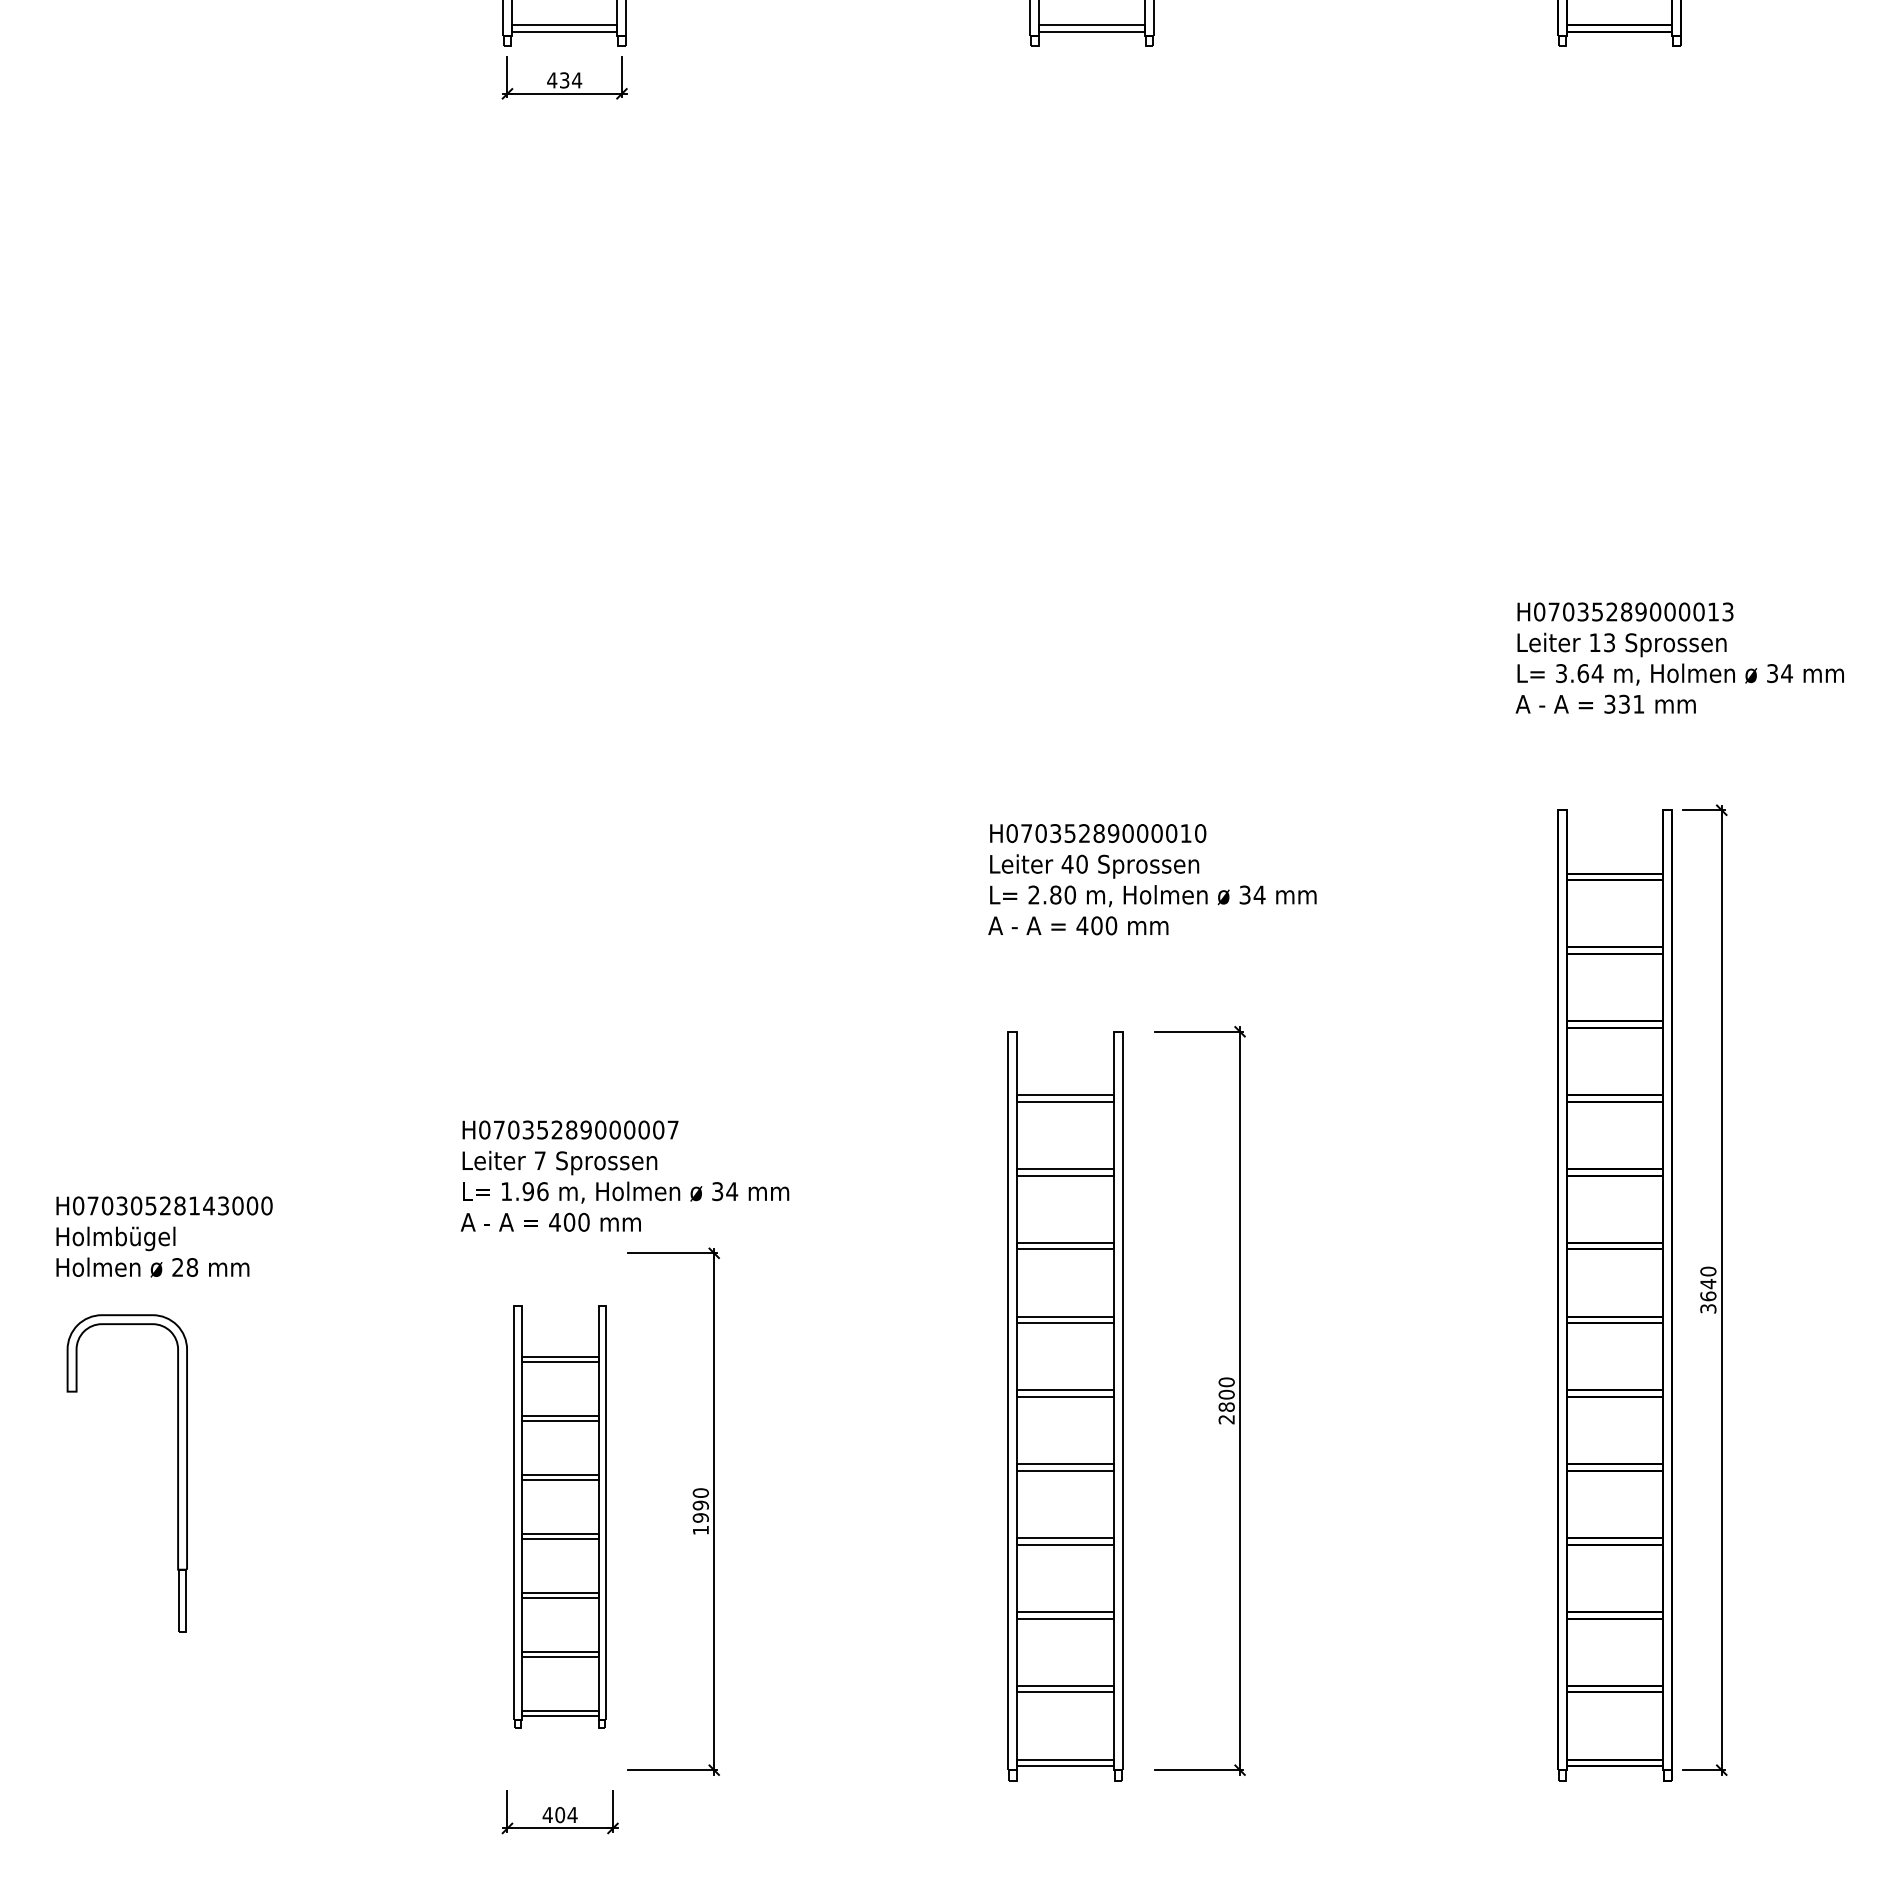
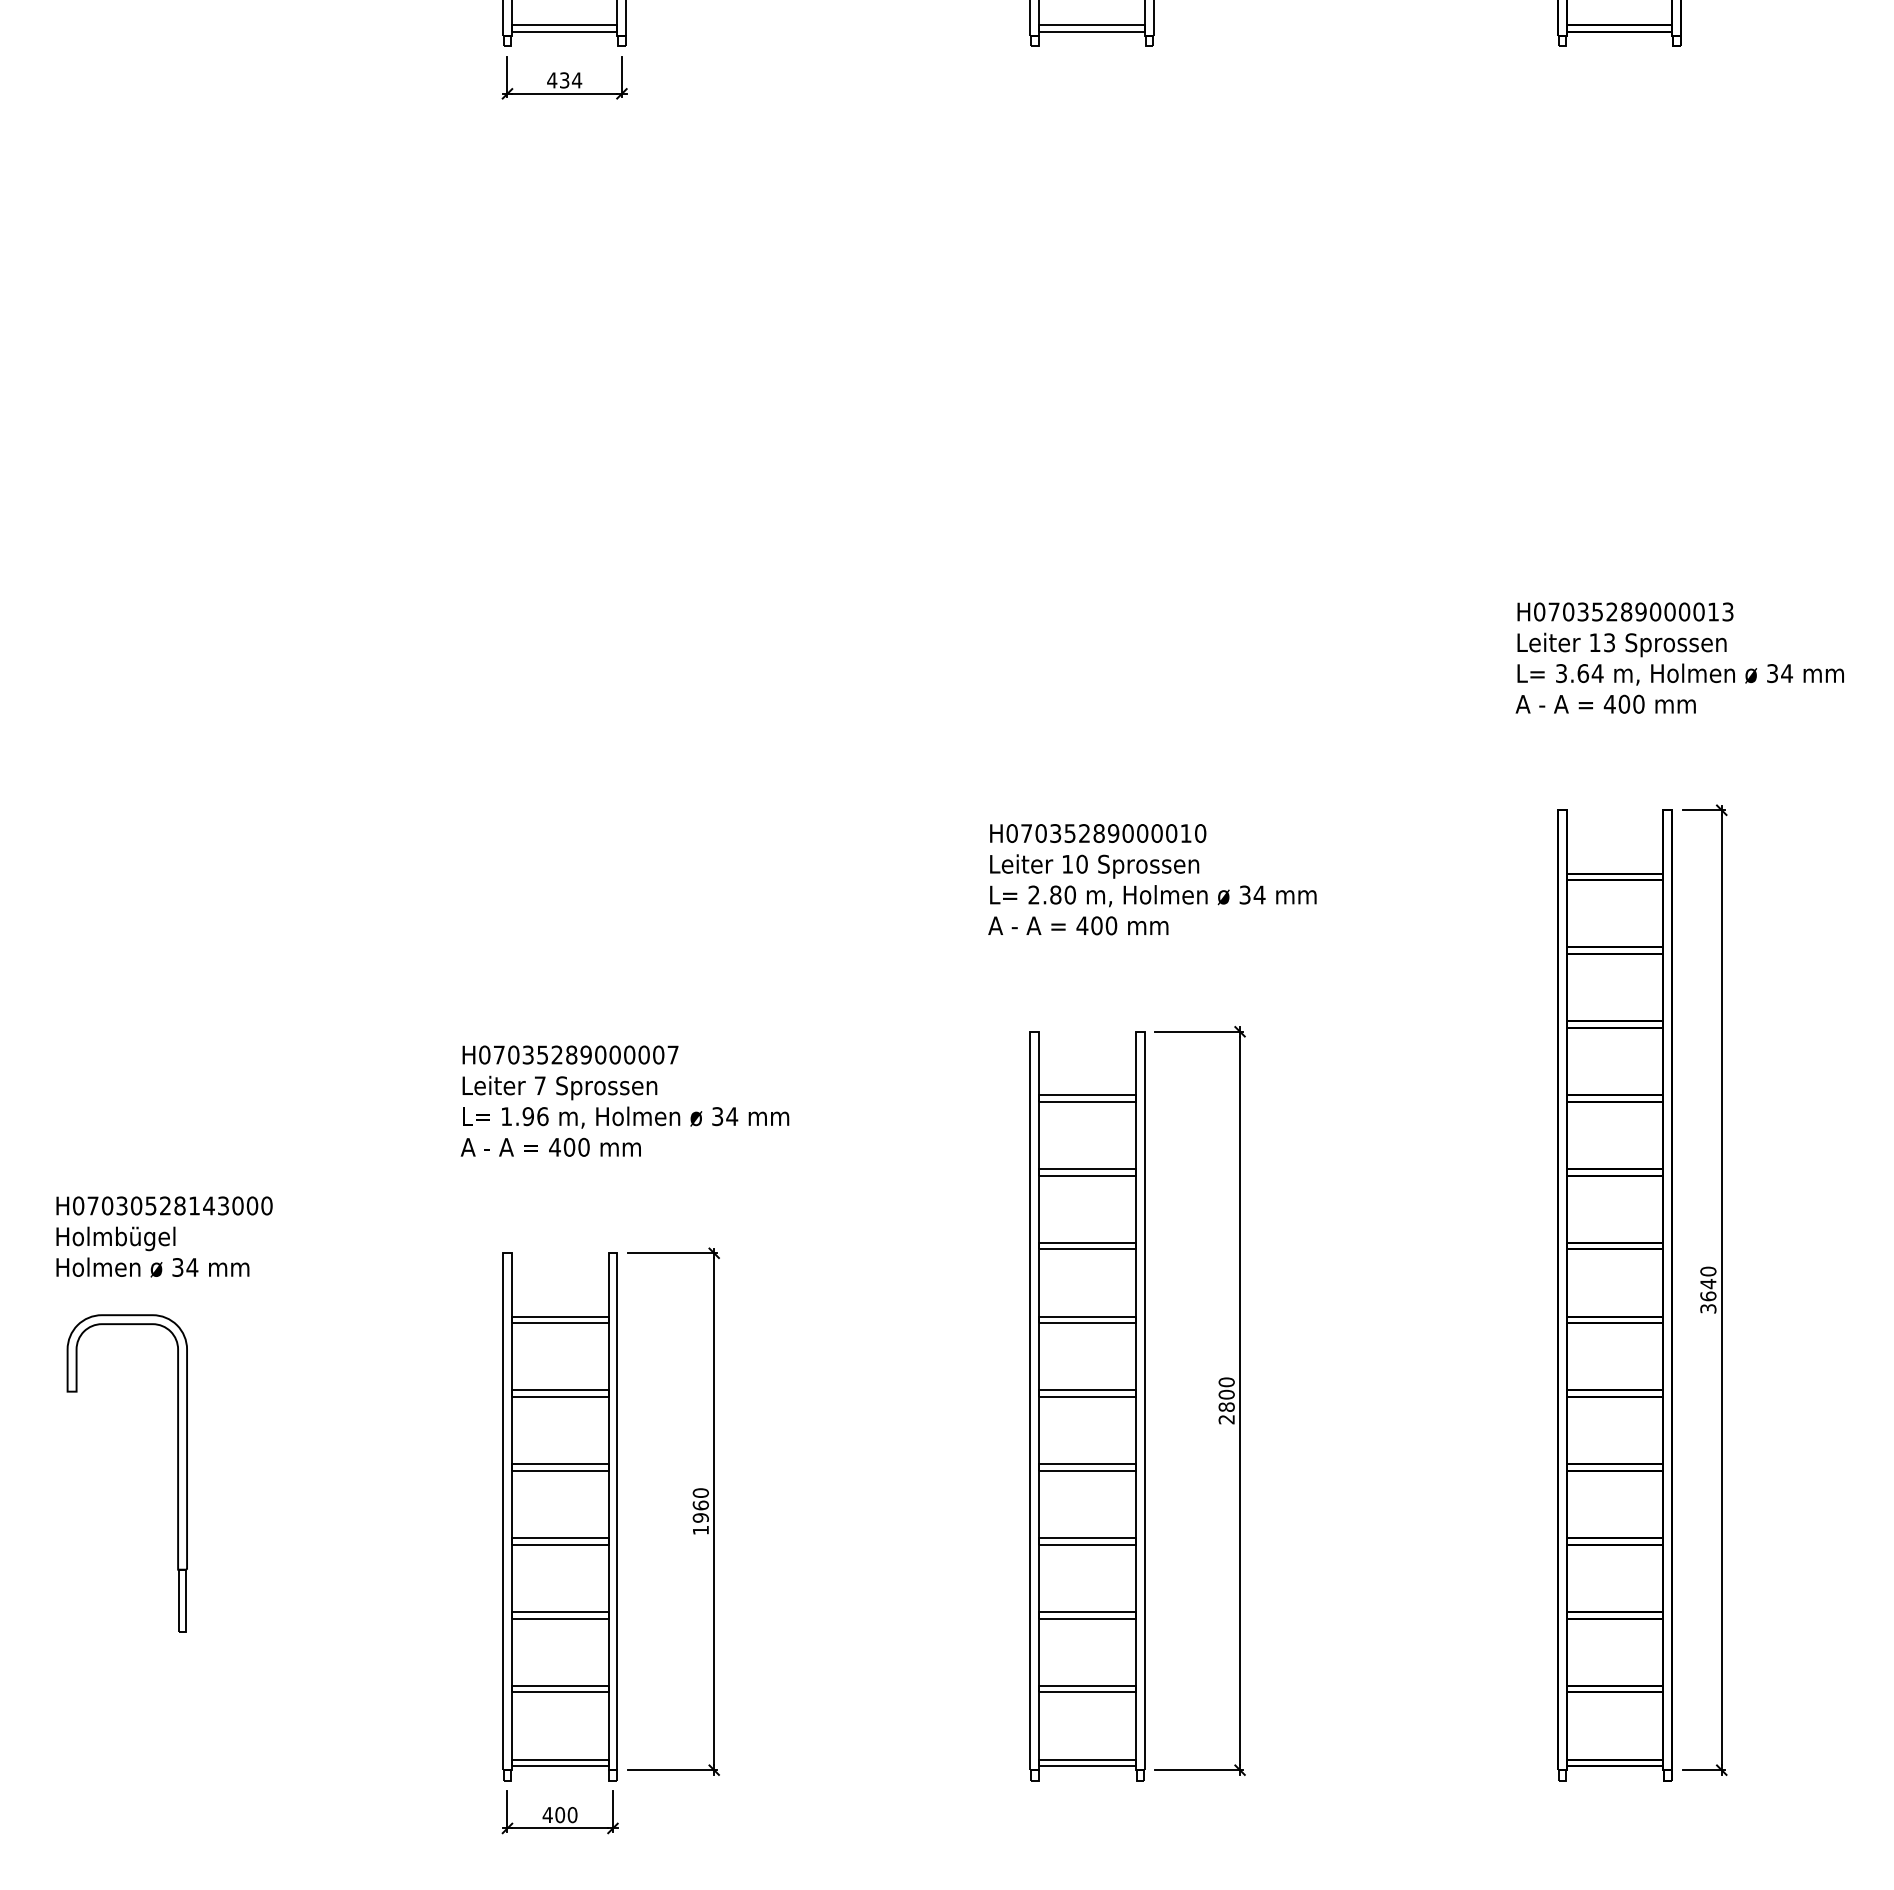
text: 331 -> 400 (1623, 703)
text: 40 -> 10 (1067, 864)
text position: (624, 1175) -> (624, 1100) (624, 1100)
text: 28 -> 34 (185, 1267)
part position: (1065, 1406) -> (1087, 1406) (1087, 1406)
text: 1990 -> 1960 (700, 1505)
part size: 94x424 px -> 116x530 px (559, 1516)
text: 404 -> 400 (572, 1815)
